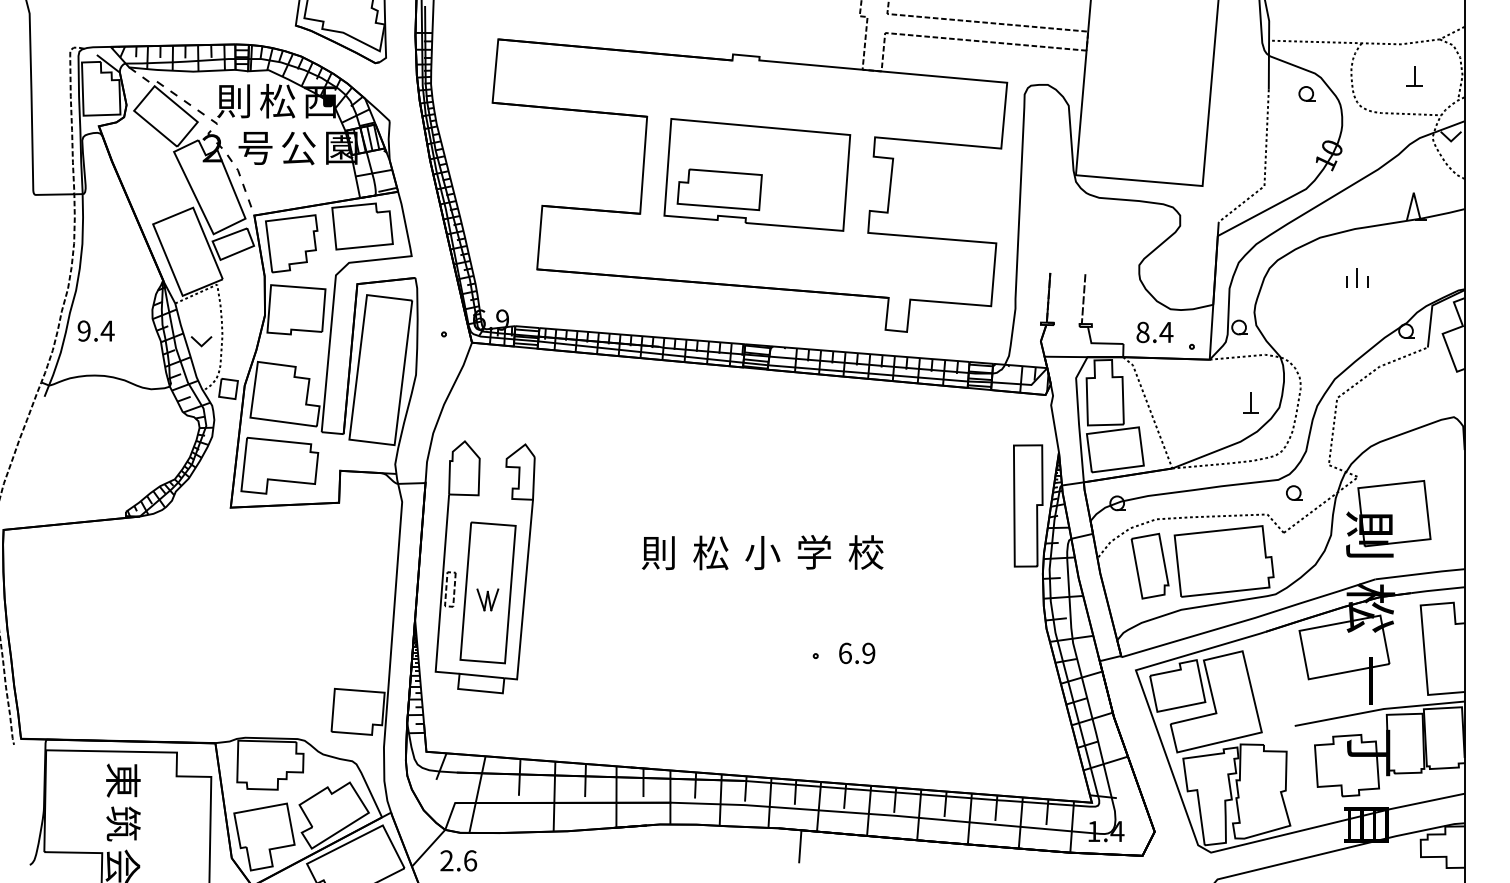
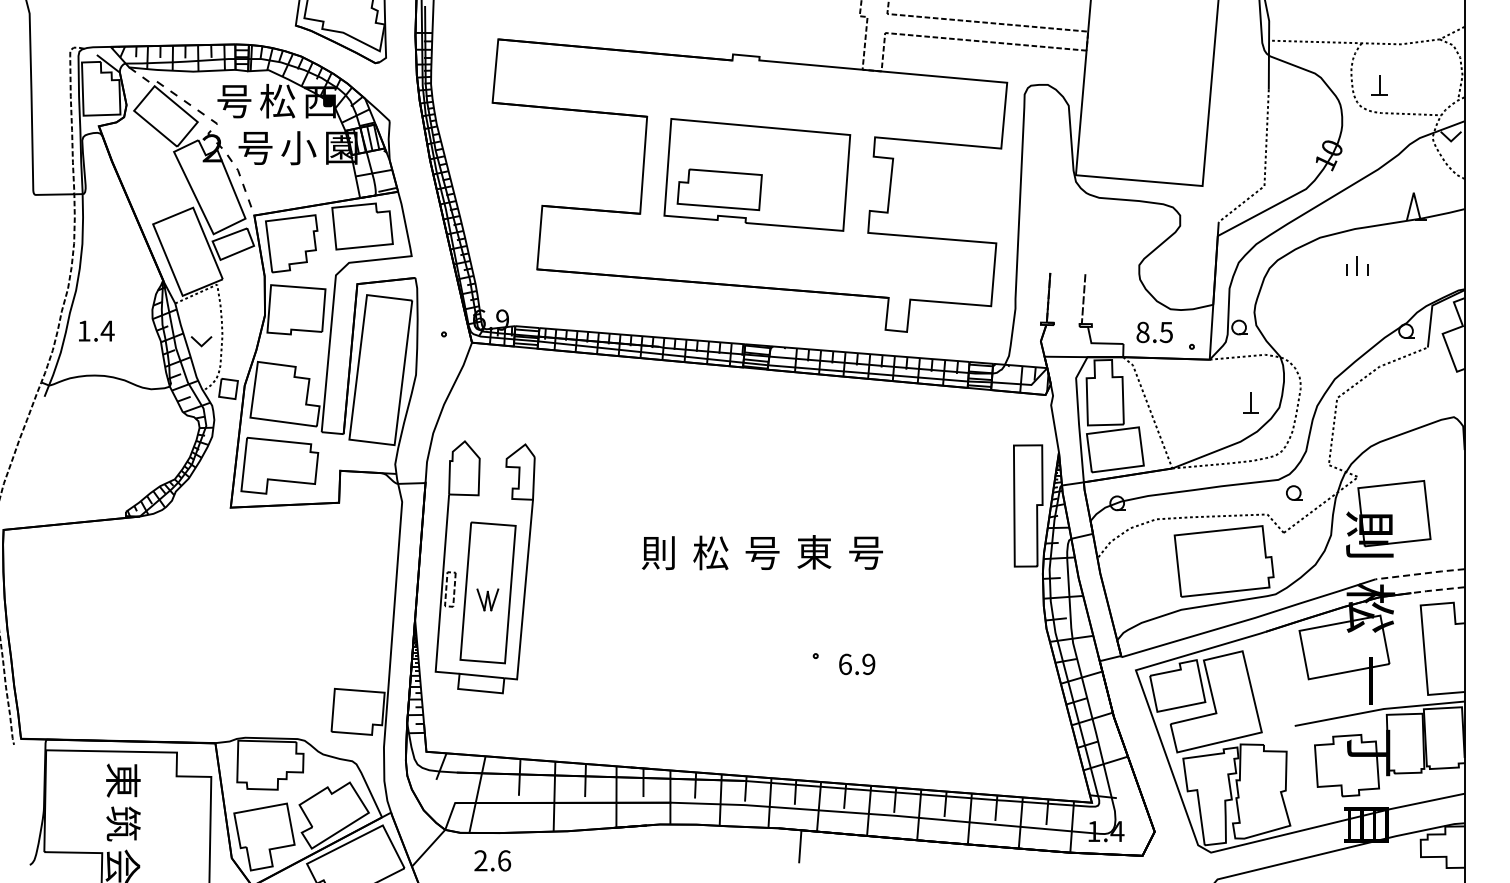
part position: (1414, 76) -> (1379, 85) (1379, 85)
part: present -> none (1306, 93)
text: 則 -> 号 (234, 101)
text: 公 -> 小 (298, 148)
part position: (1357, 277) -> (1357, 265) (1357, 265)
text: 9.4 -> 1.4 (83, 330)
text: 8.4 -> 8.5 (1166, 332)
text: 学 -> 東 (814, 552)
text: 校 -> 号 (865, 552)
text: 小 -> 号 (762, 553)
part: present -> none (1149, 565)
line: solid -> dashed (1420, 574)
line: solid -> dashed (1437, 590)
text position: (857, 653) -> (857, 664) (857, 664)
text position: (458, 860) -> (492, 860) (492, 860)
